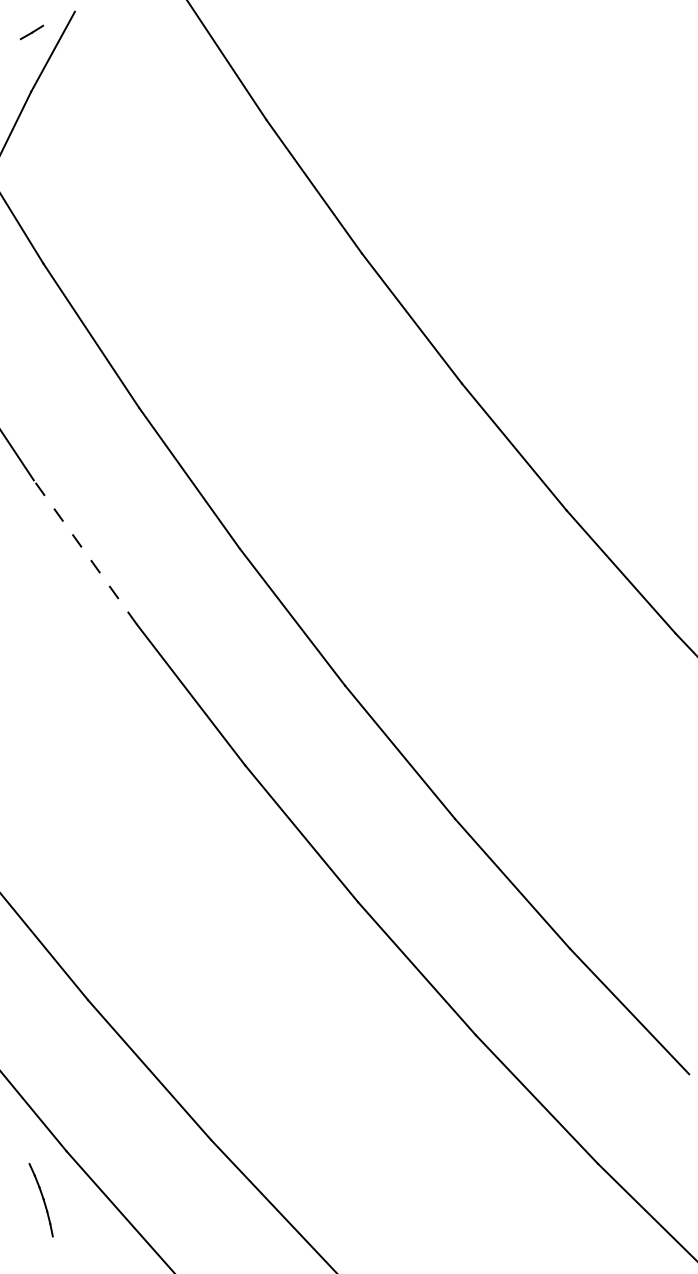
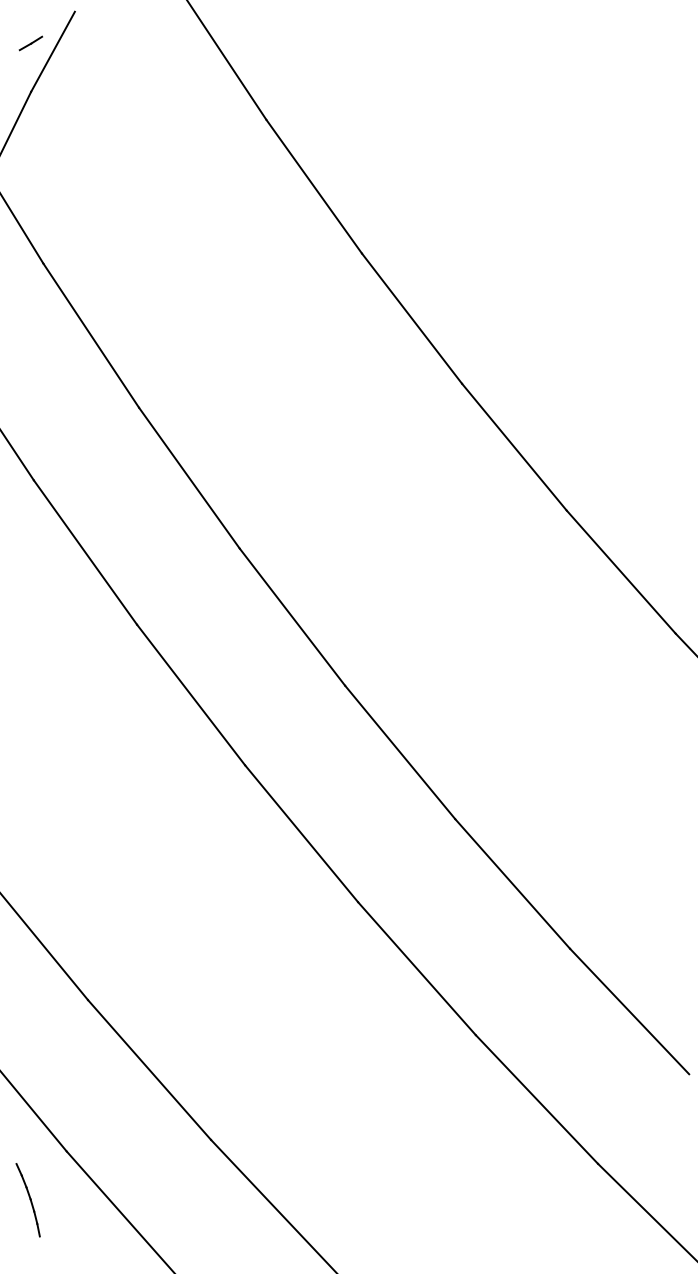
line position: (31, 32) -> (30, 43) (30, 43)
line: dashed -> solid (85, 552)
part position: (40, 1200) -> (27, 1200) (27, 1200)
